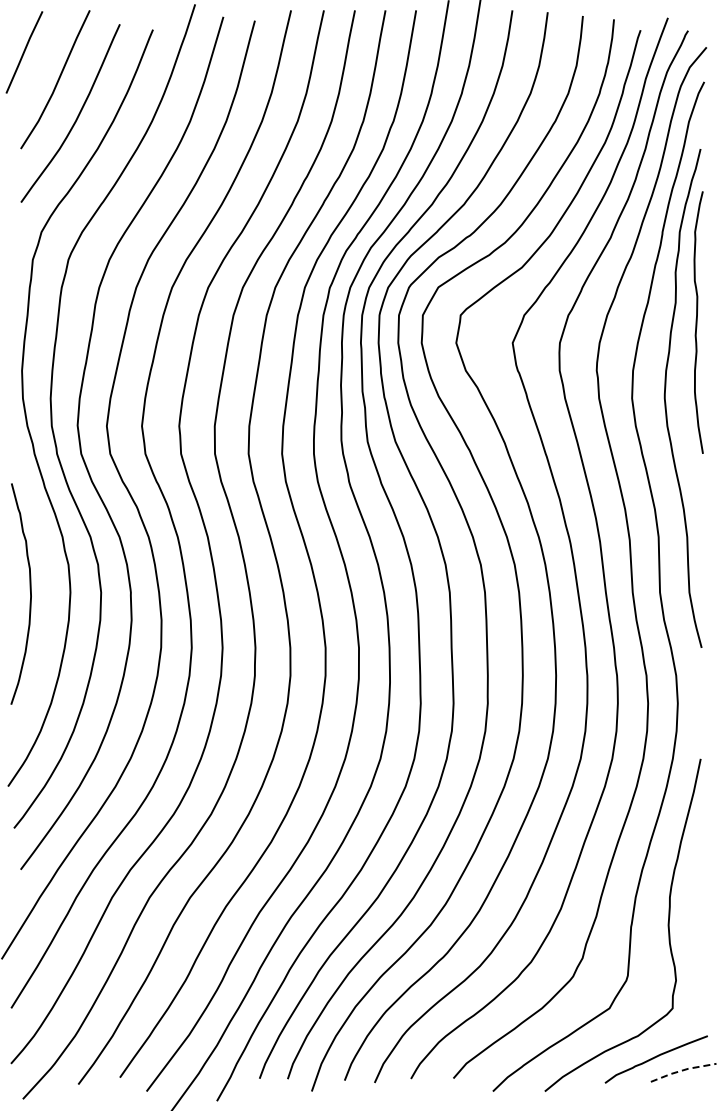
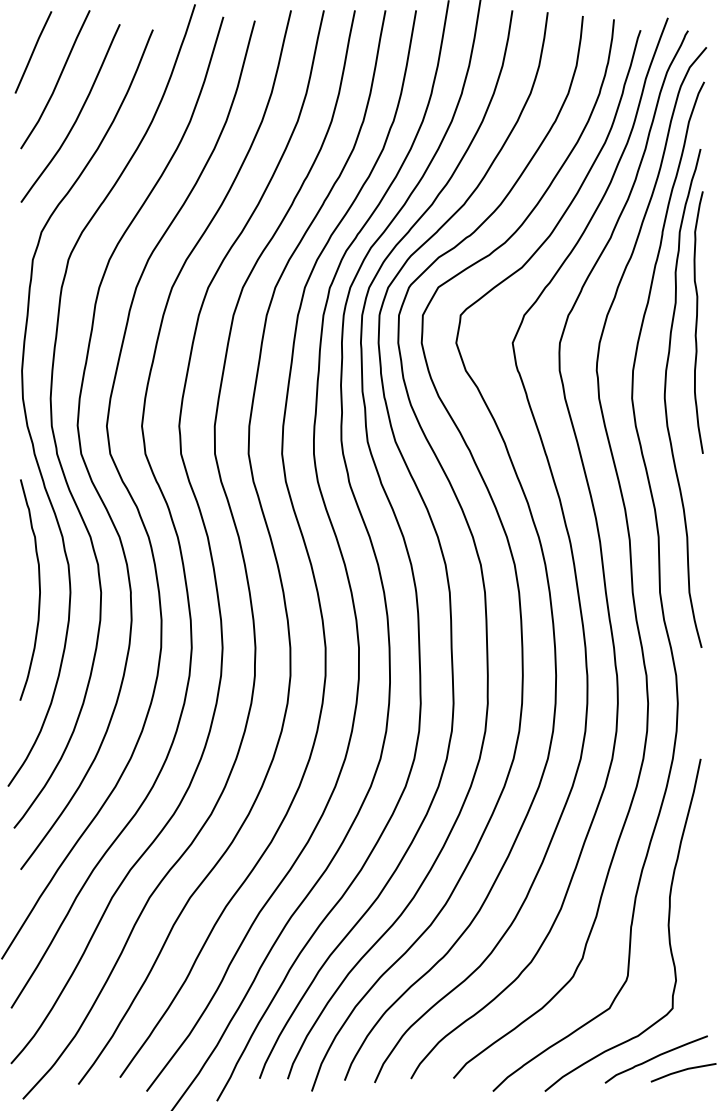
line position: (24, 52) -> (33, 52) (33, 52)
curve position: (29, 589) -> (38, 585) (38, 585)
line: dashed -> solid (682, 1070)
